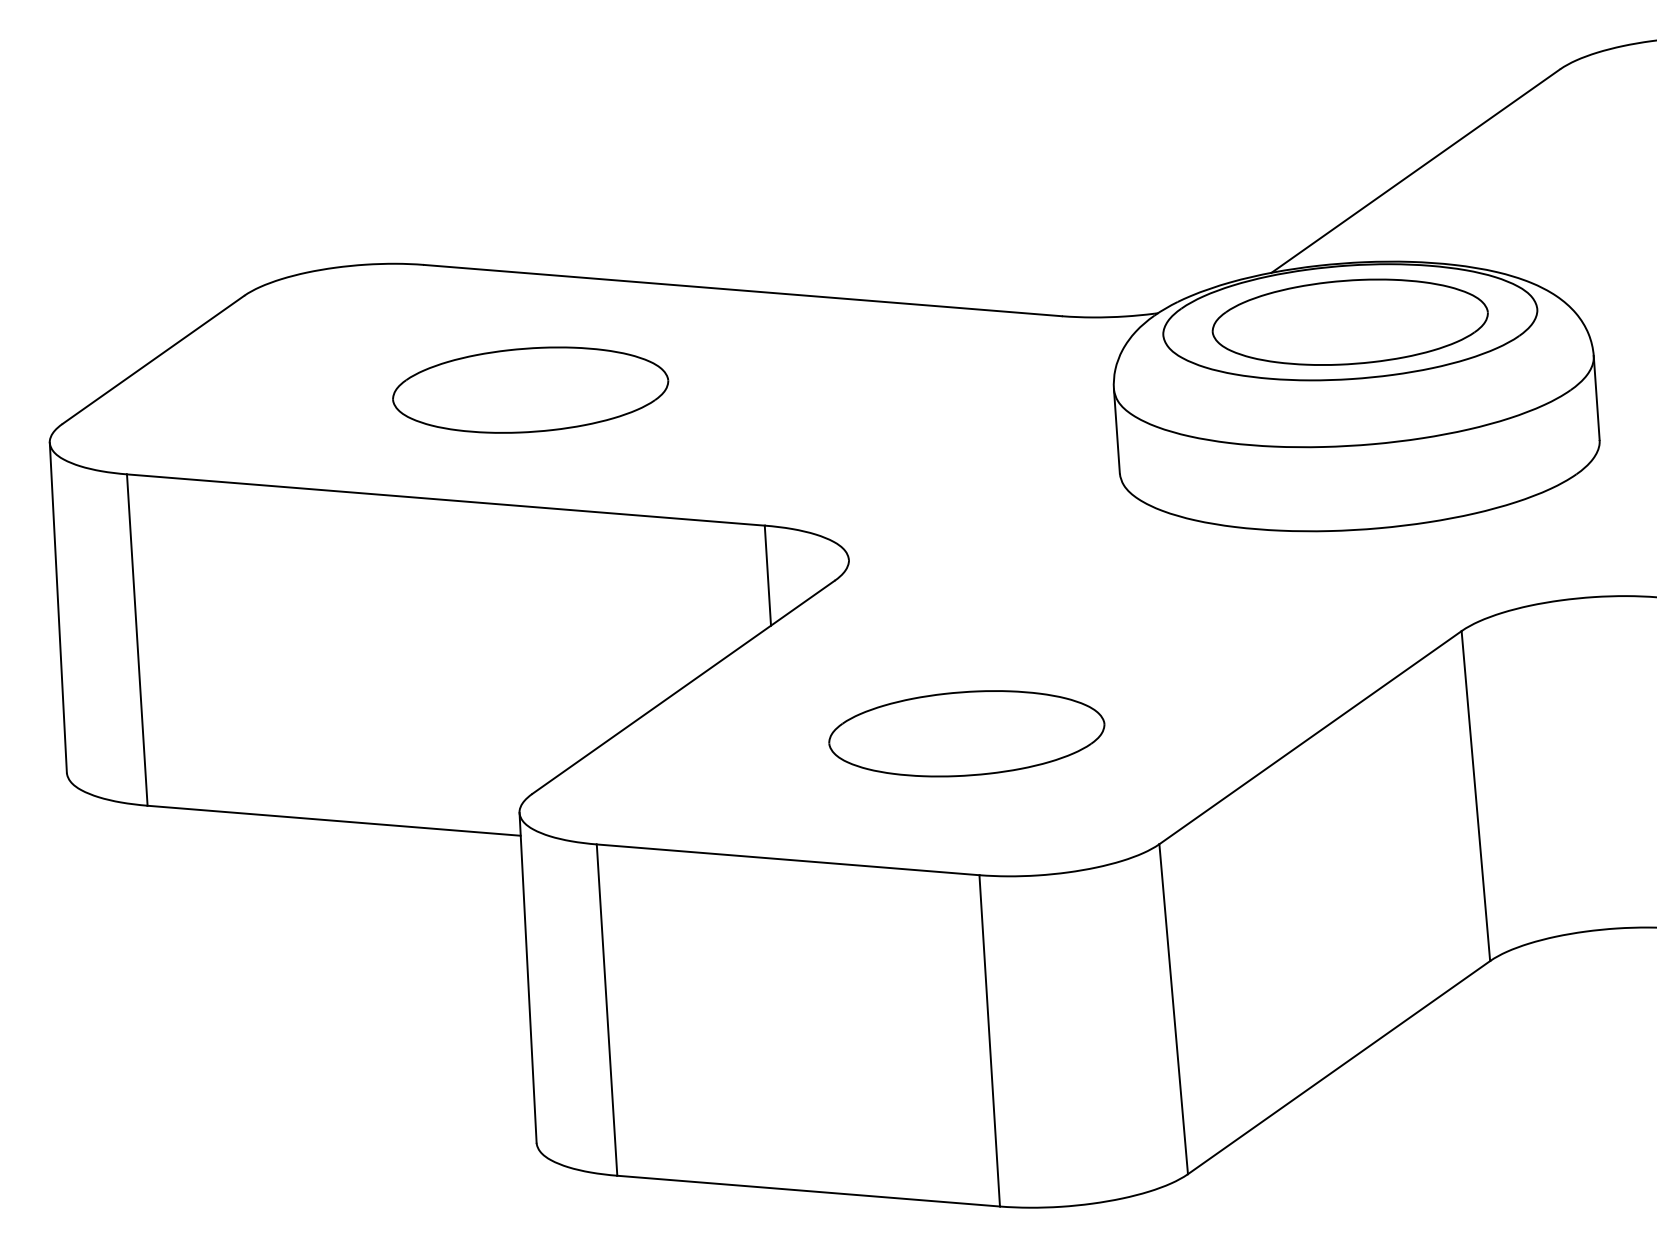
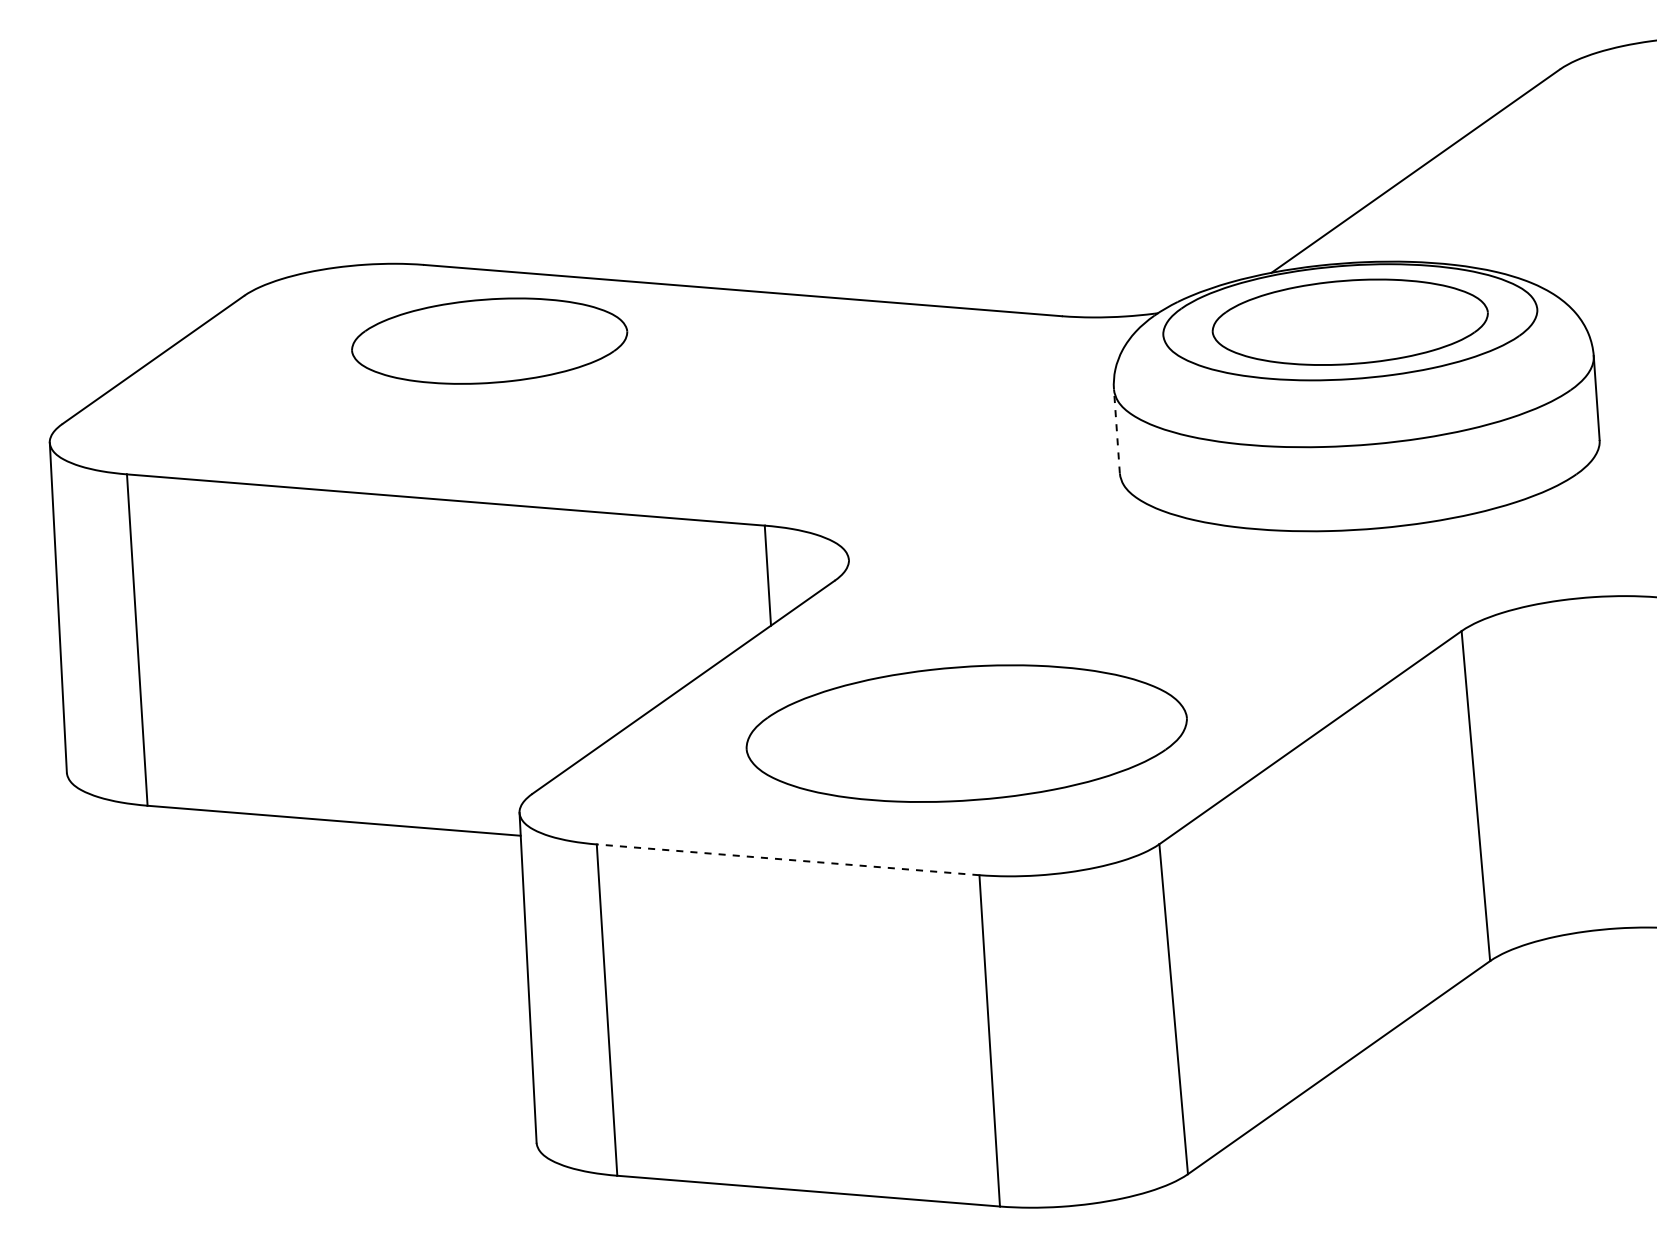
part position: (530, 389) -> (489, 340) (489, 340)
line: solid -> dashed (1116, 431)
part size: 278x88 px -> 443x139 px (966, 733)
line: solid -> dashed (788, 859)
